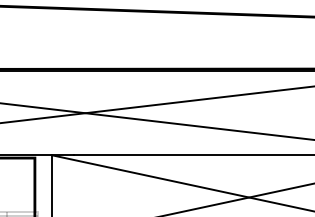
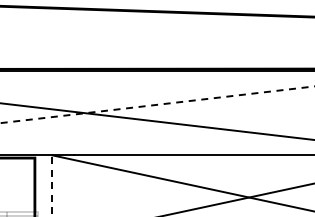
line: solid -> dashed (157, 104)
line: solid -> dashed (52, 186)
